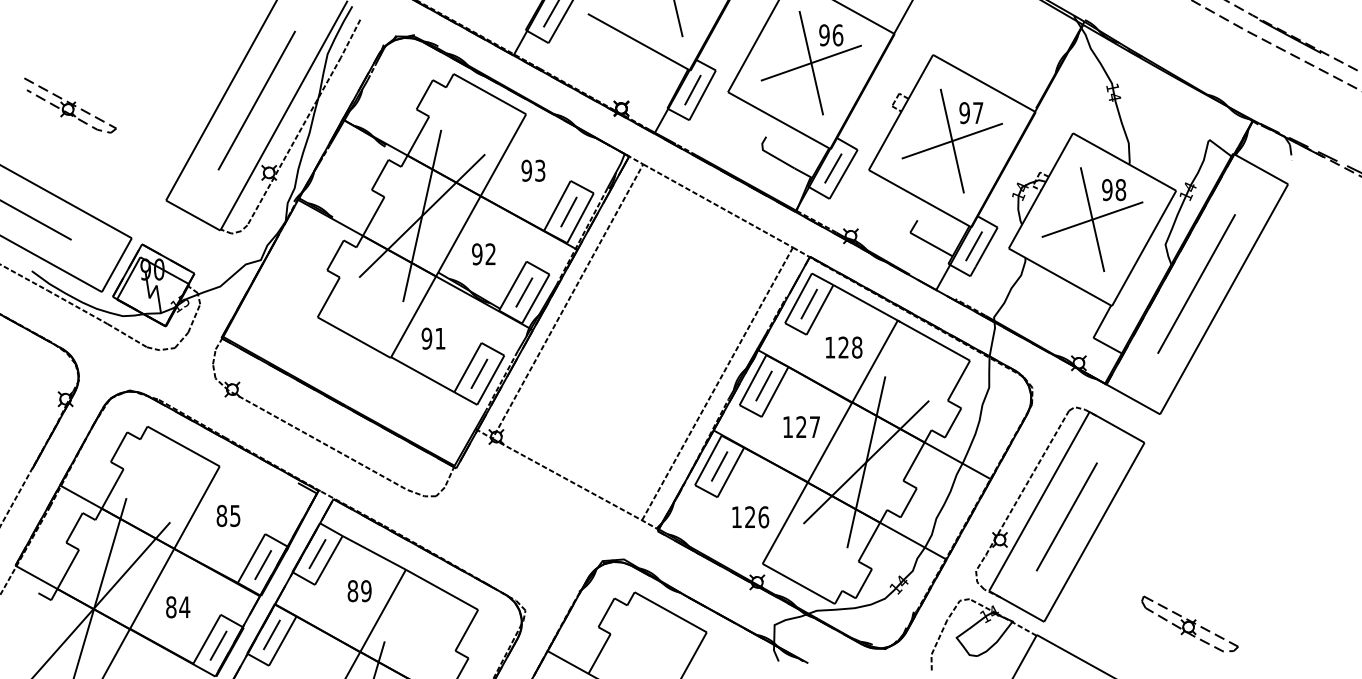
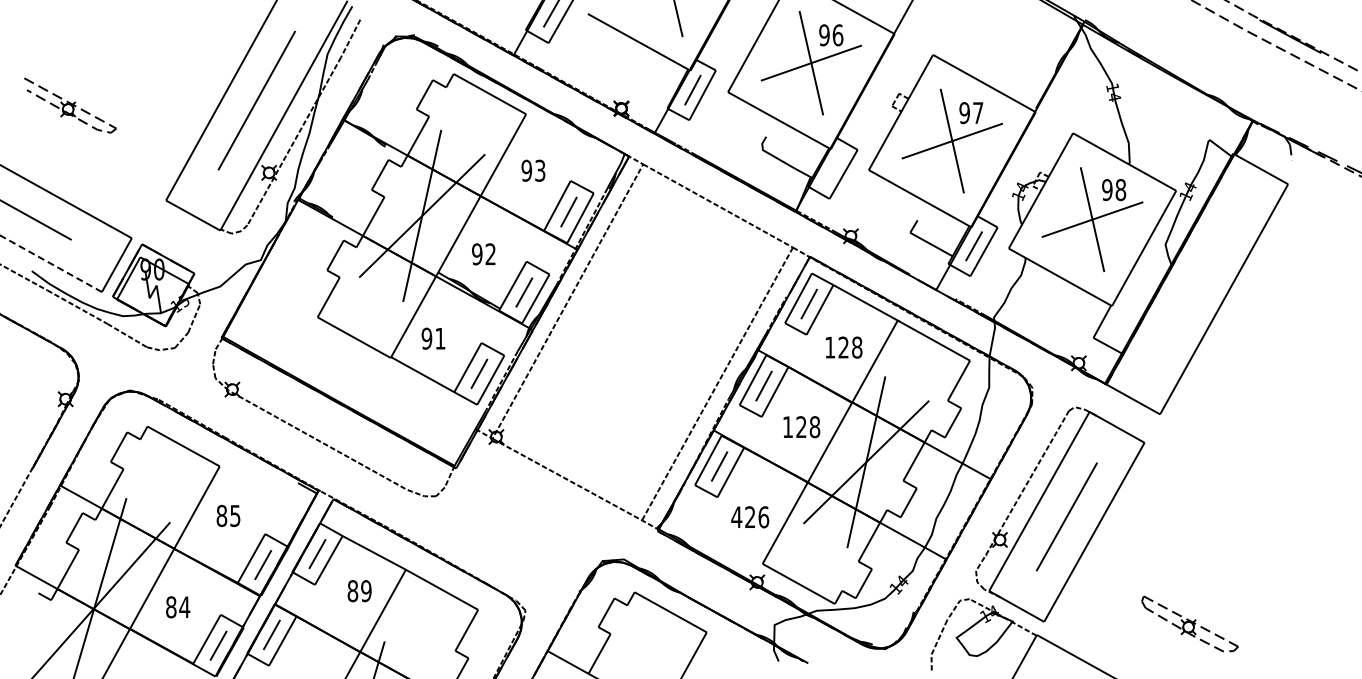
line: present -> none (833, 168)
line: solid -> dashed (51, 263)
line: present -> none (1196, 283)
text: 127 -> 128 (814, 427)
text: 126 -> 426 (736, 516)
